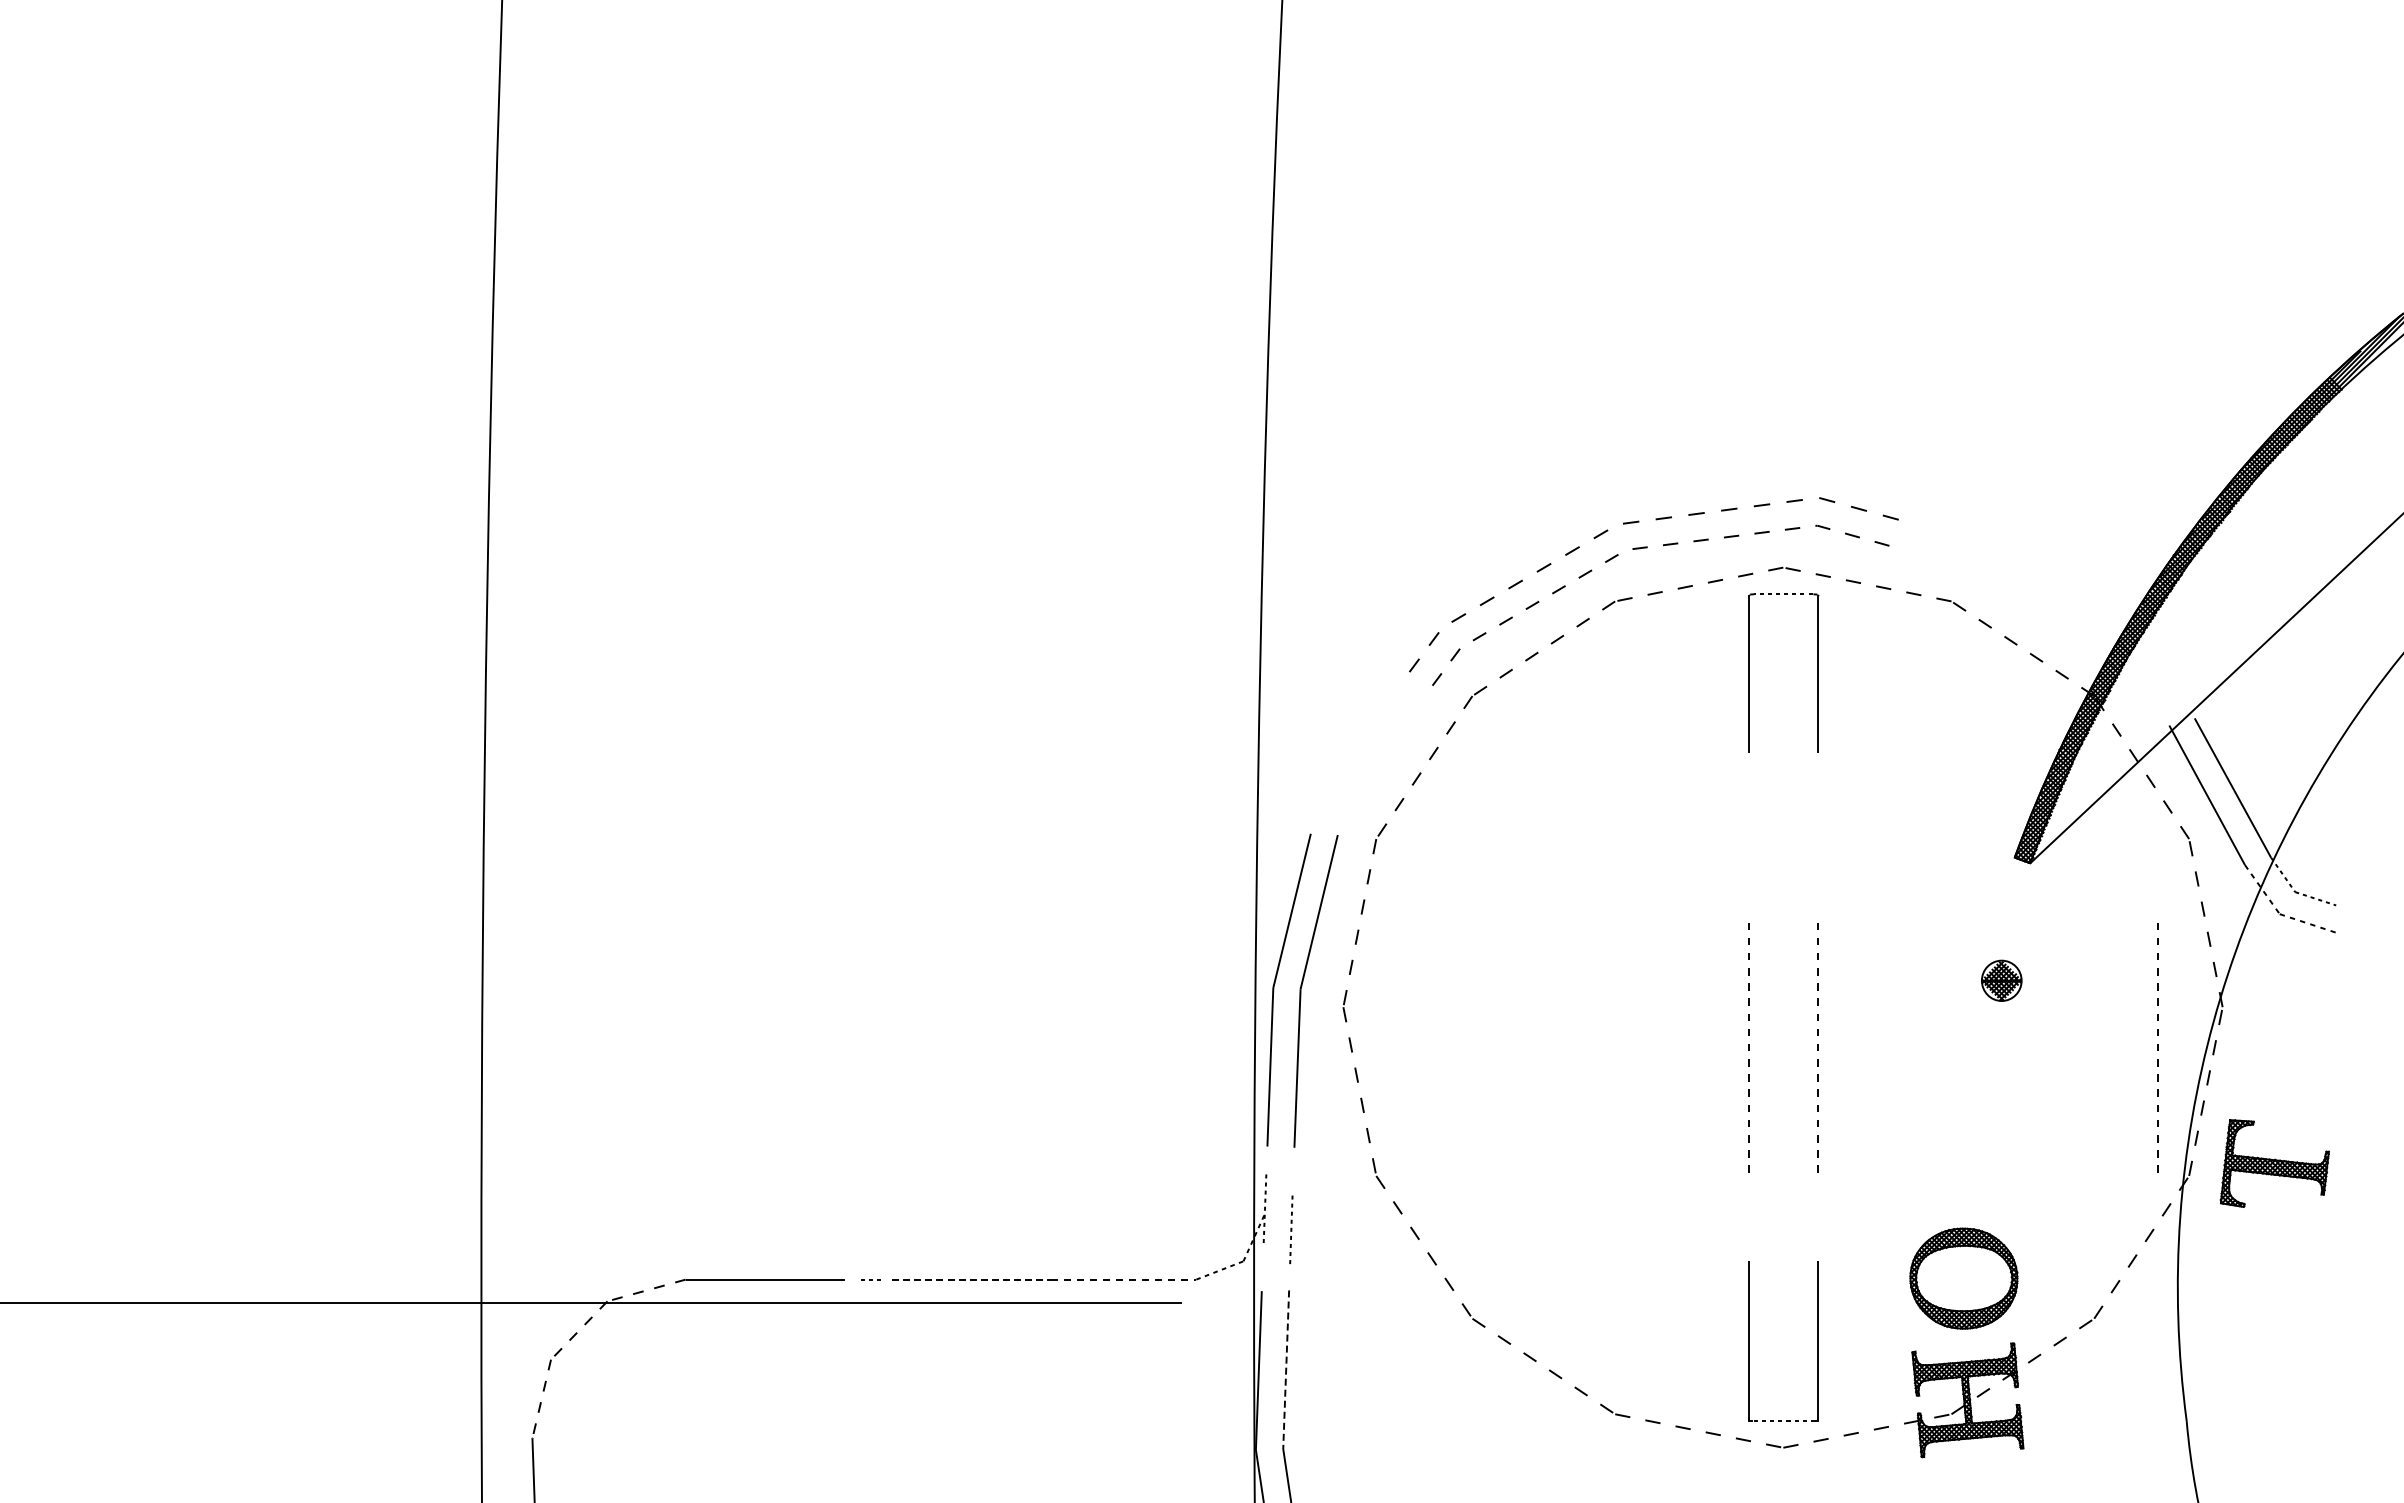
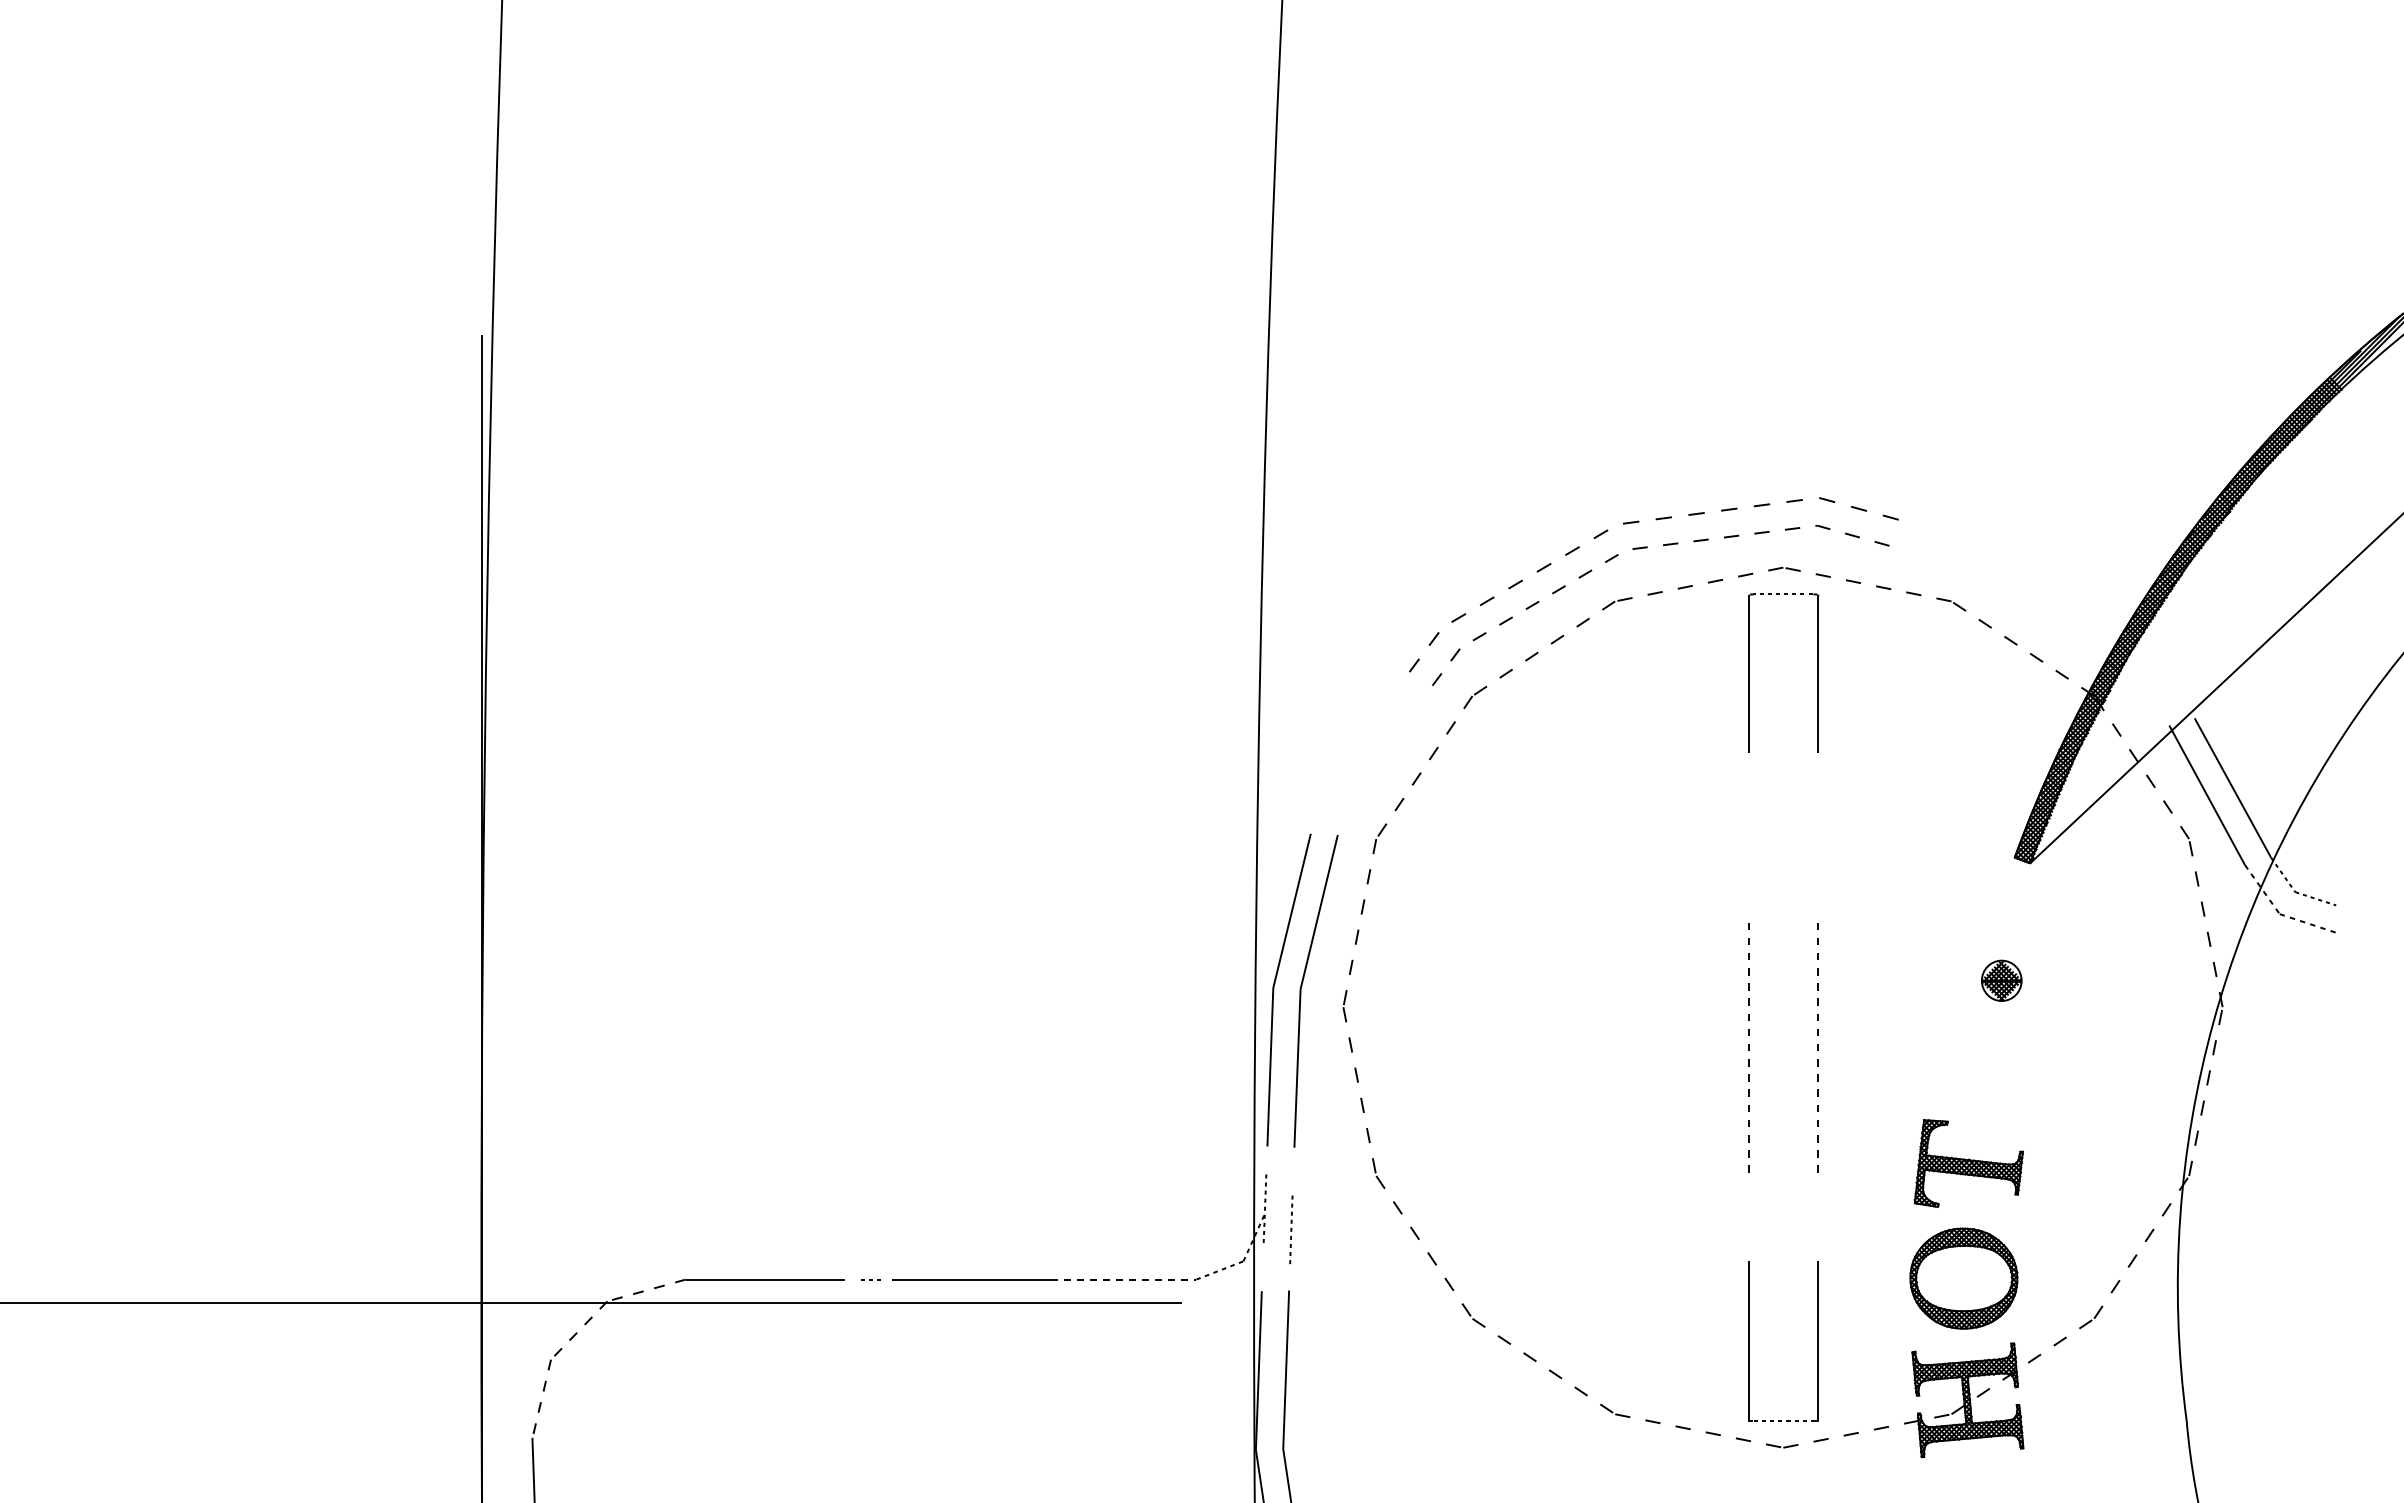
line: none -> present (481, 917)
line: present -> none (2157, 1047)
part position: (2274, 1163) -> (1968, 1163) (1968, 1163)
line: dashed -> solid (972, 1279)
line: dashed -> solid (1286, 1370)
